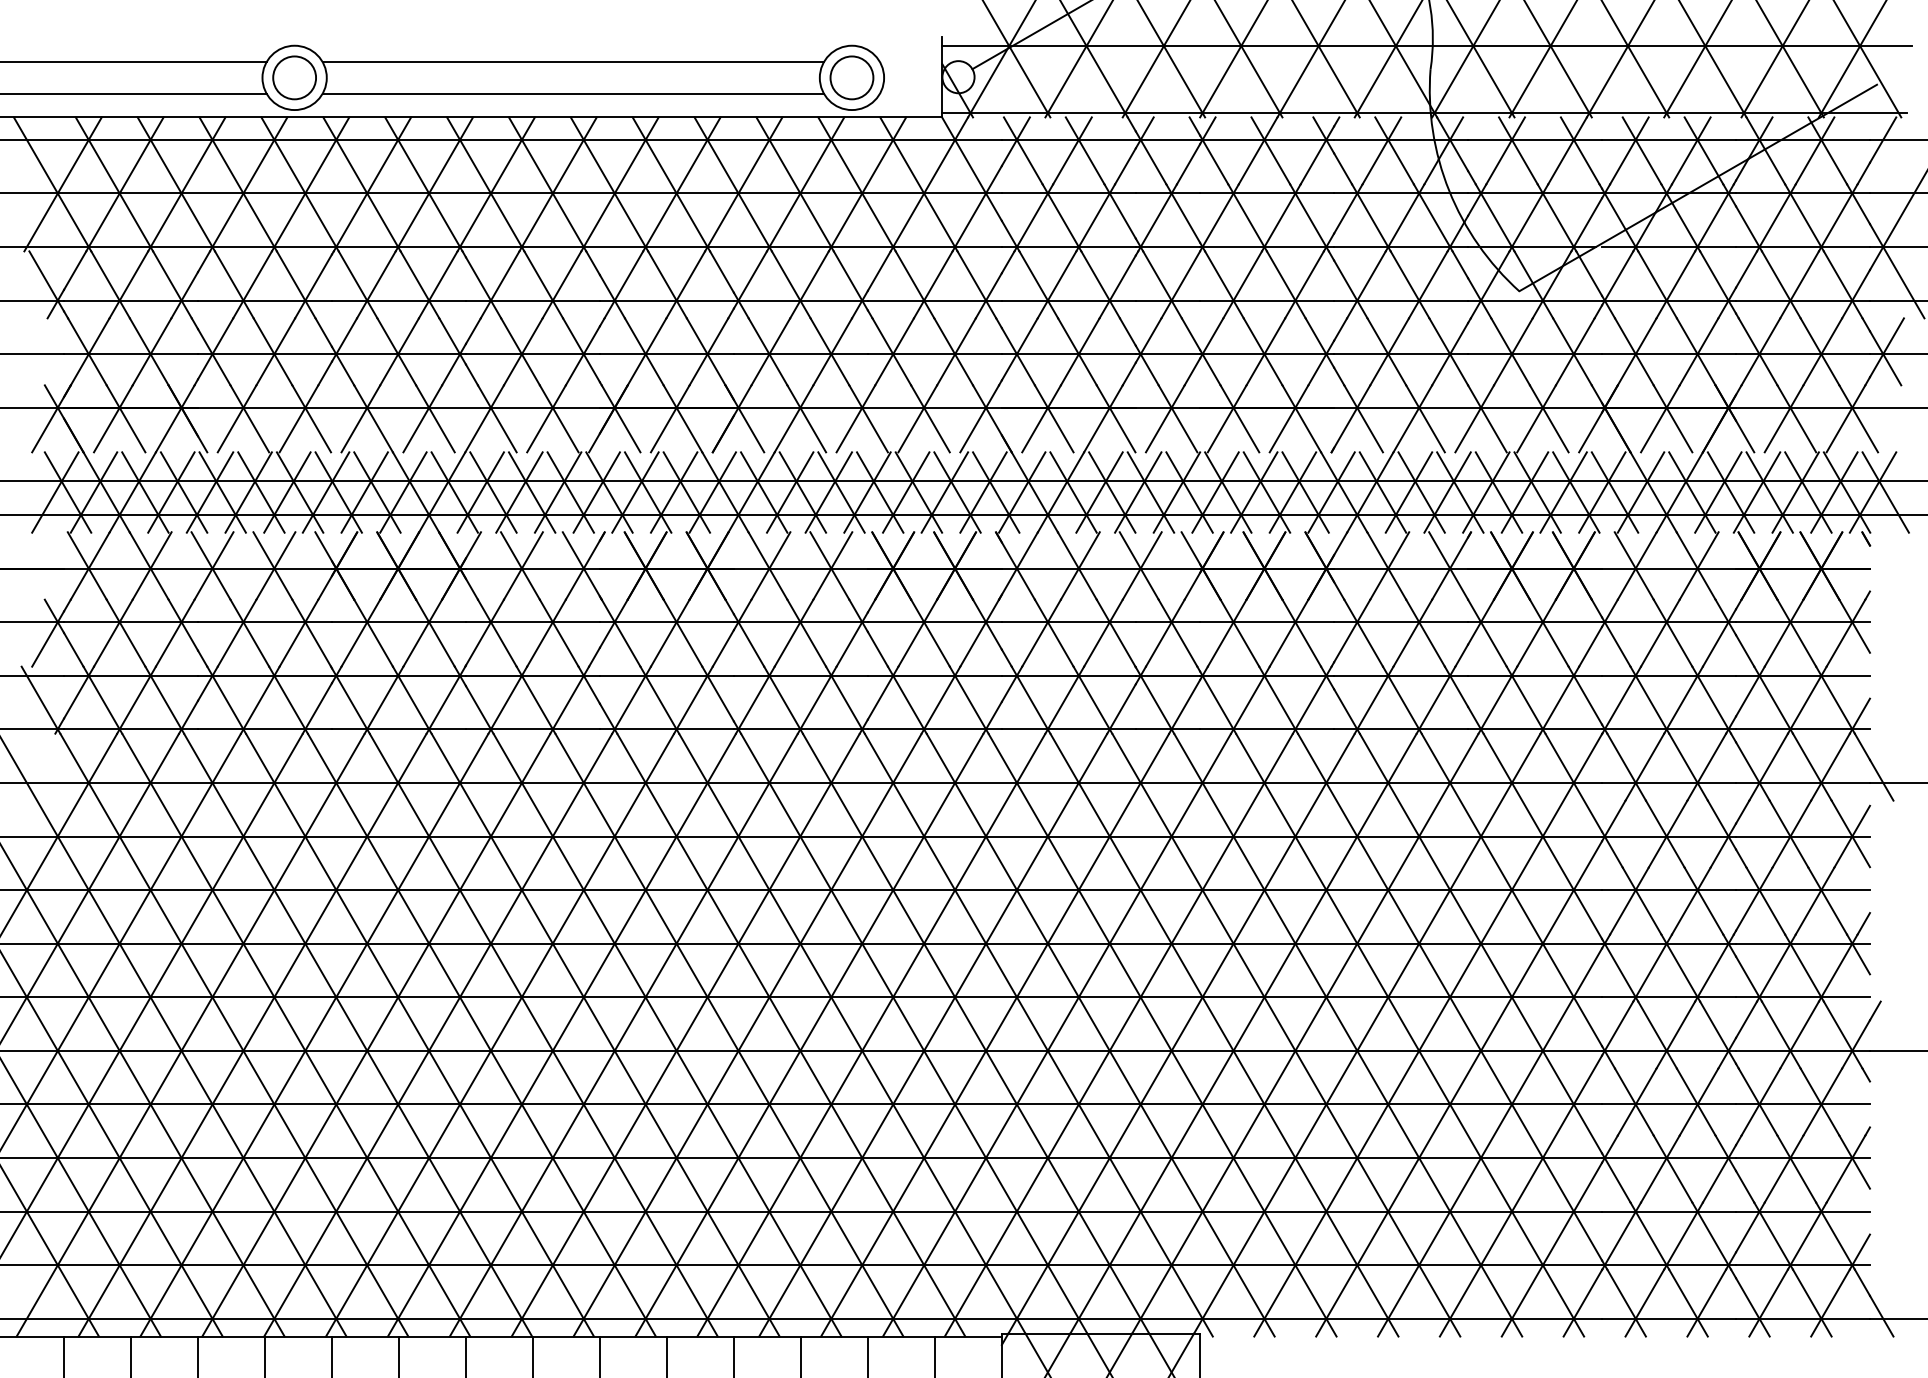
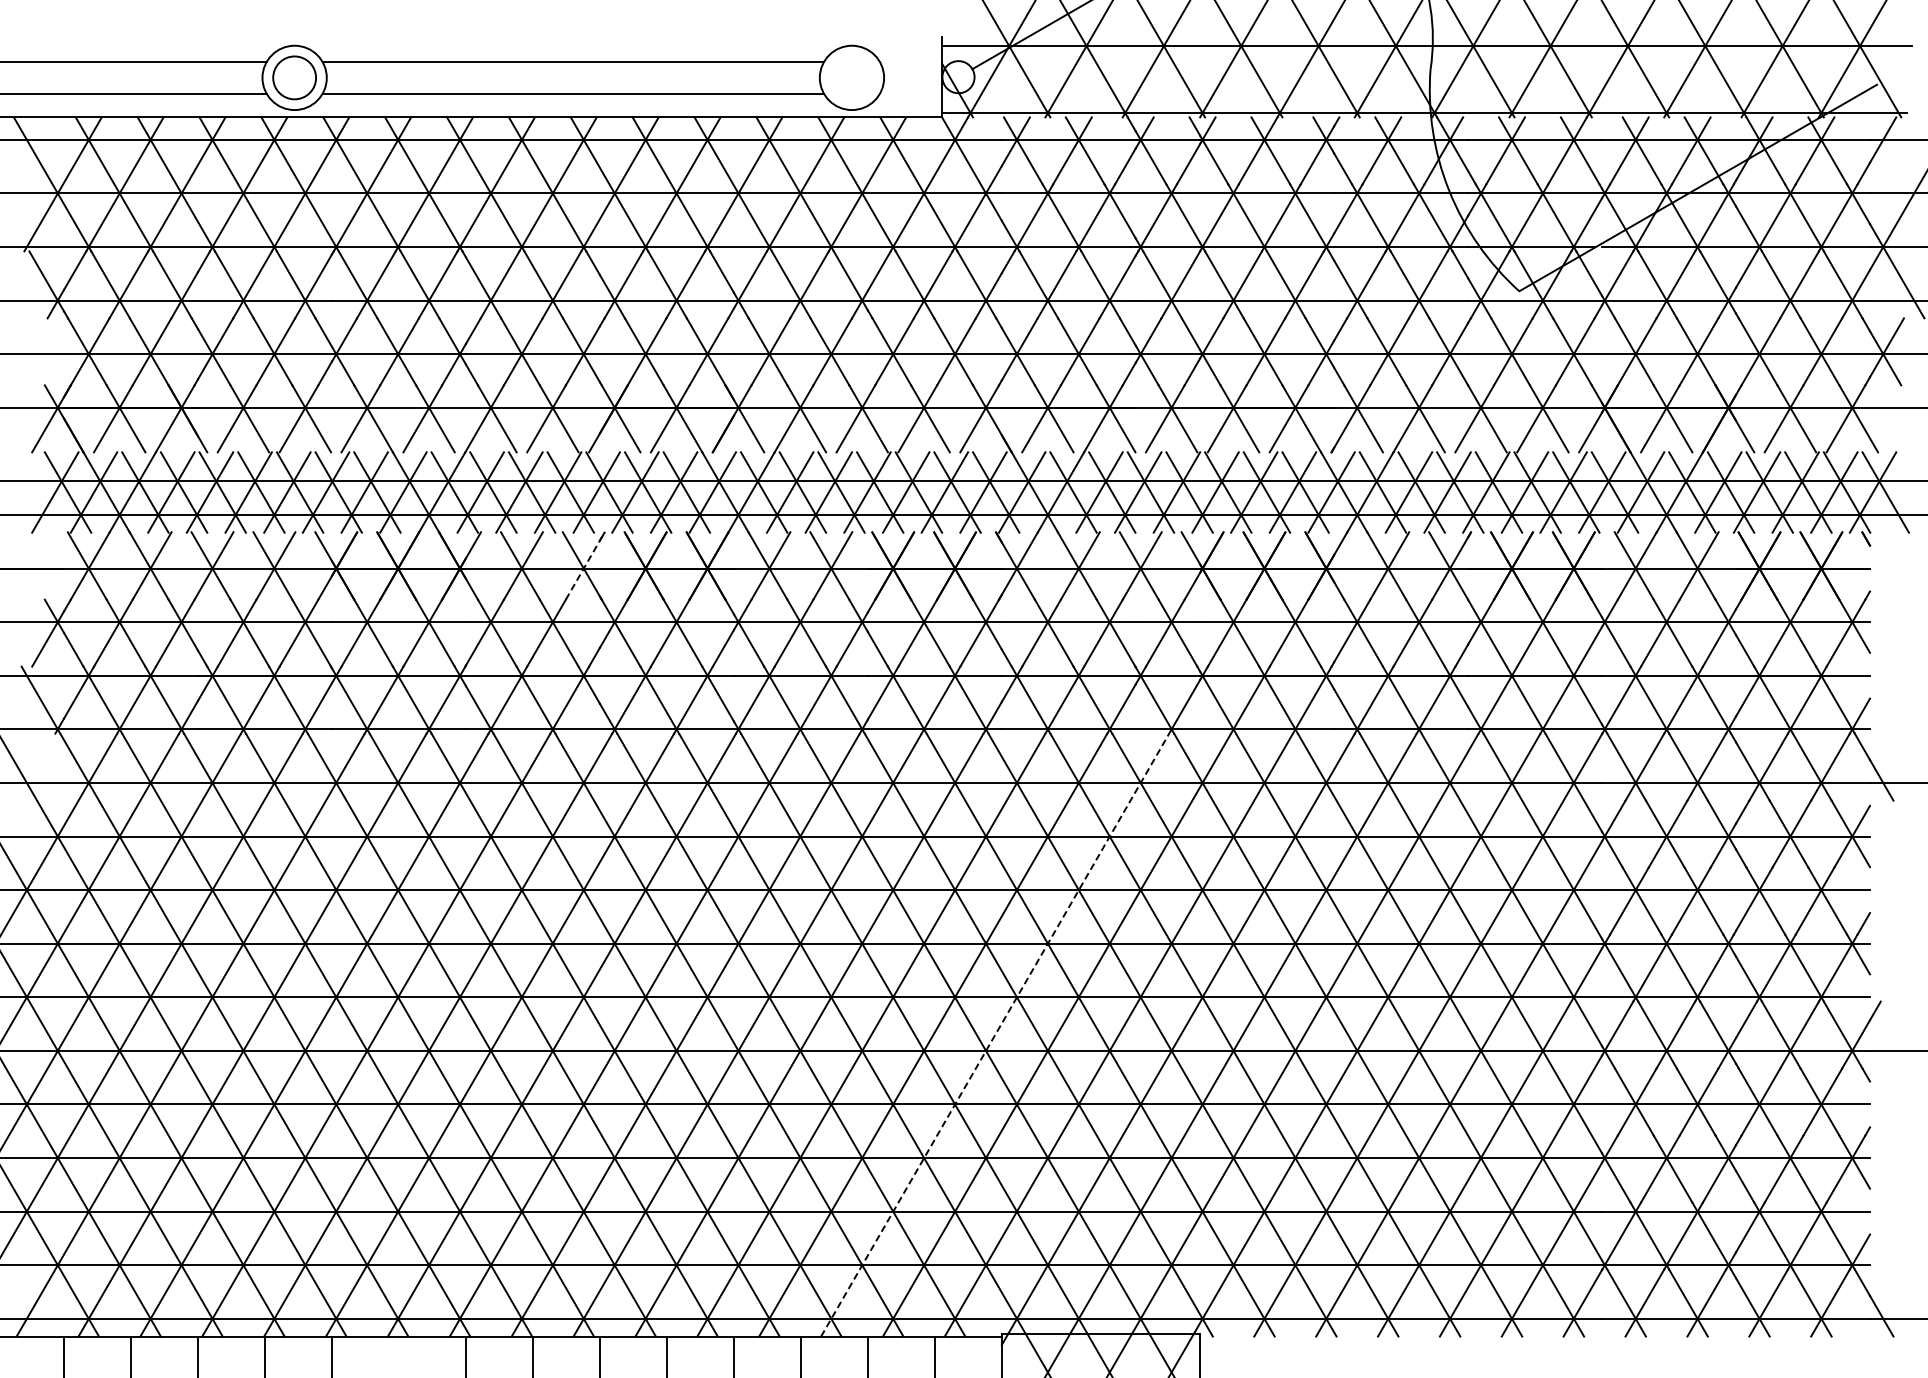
circle: present -> none (851, 77)
line: solid -> dashed (585, 565)
line: solid -> dashed (995, 1035)
line: present -> none (398, 1355)
